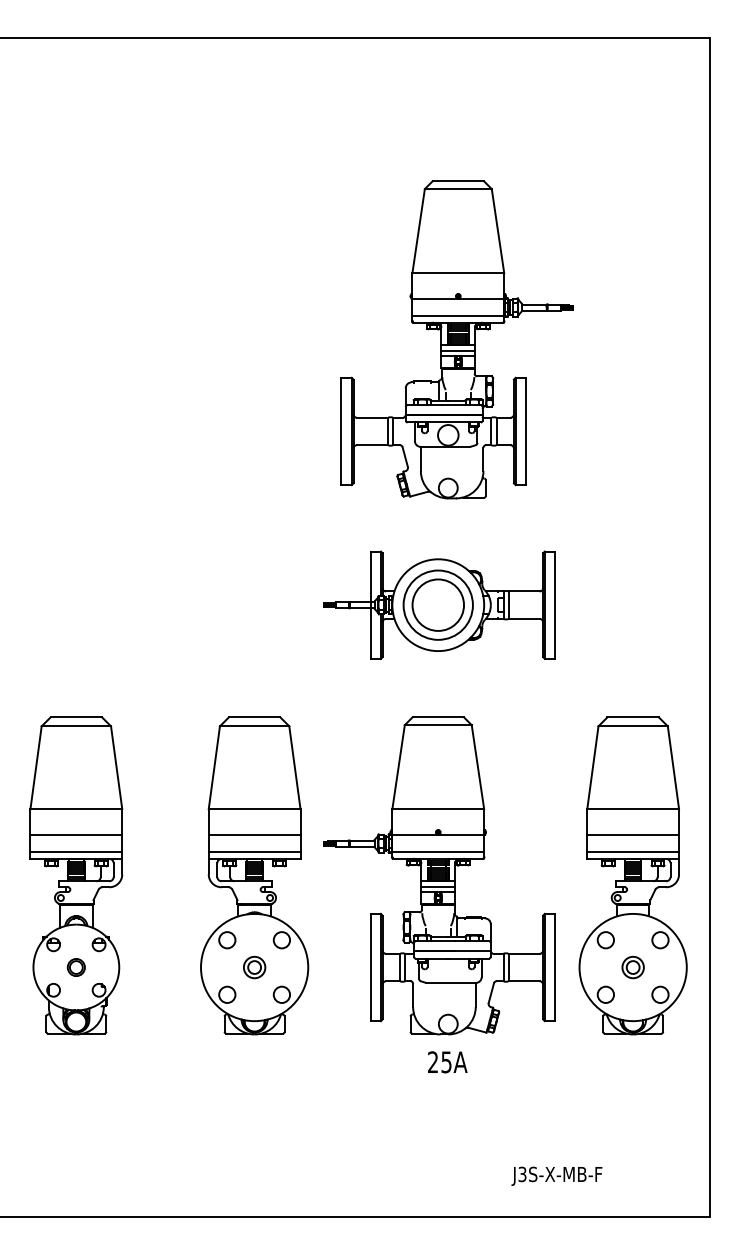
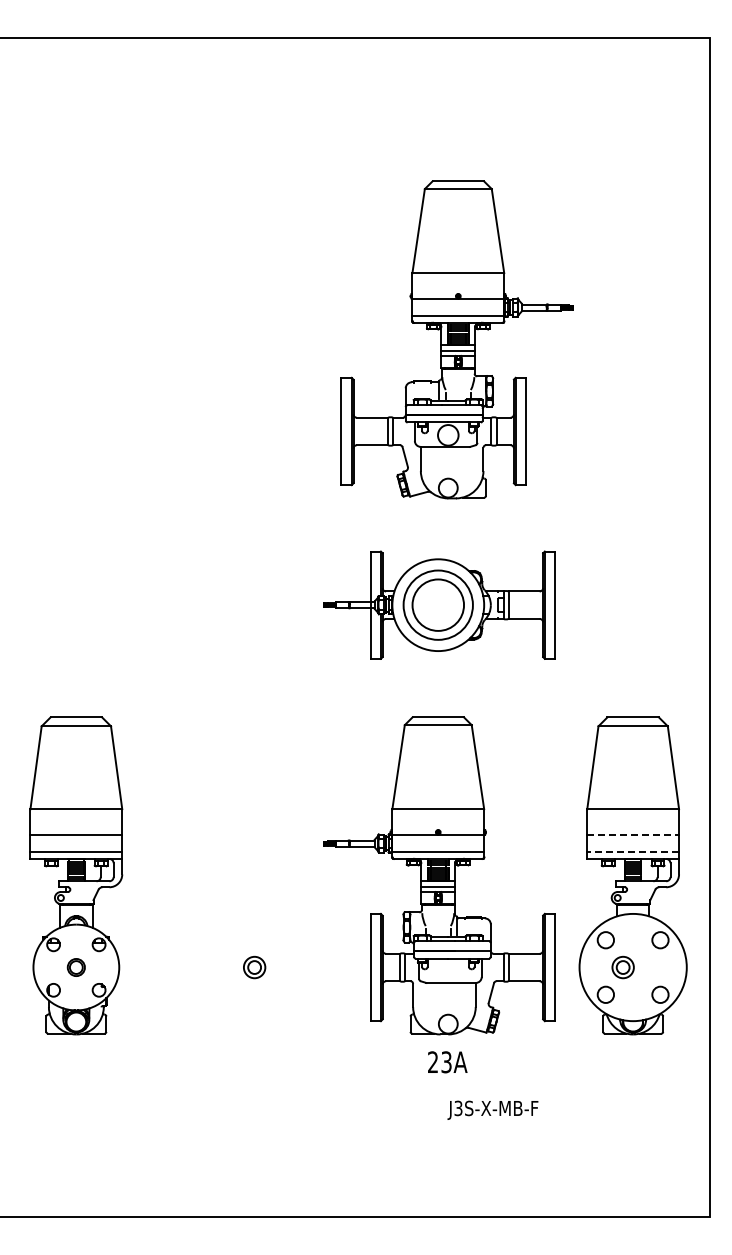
line: solid -> dashed (633, 834)
line: solid -> dashed (633, 852)
part: present -> none (254, 875)
part position: (632, 967) -> (622, 967) (622, 967)
text: 25A -> 23A (446, 1061)
text position: (556, 1175) -> (492, 1109) (492, 1109)
